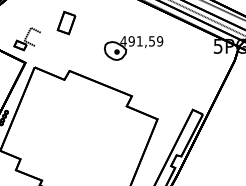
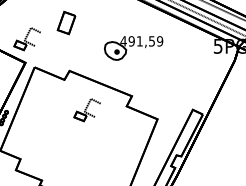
part: none -> present (86, 110)
